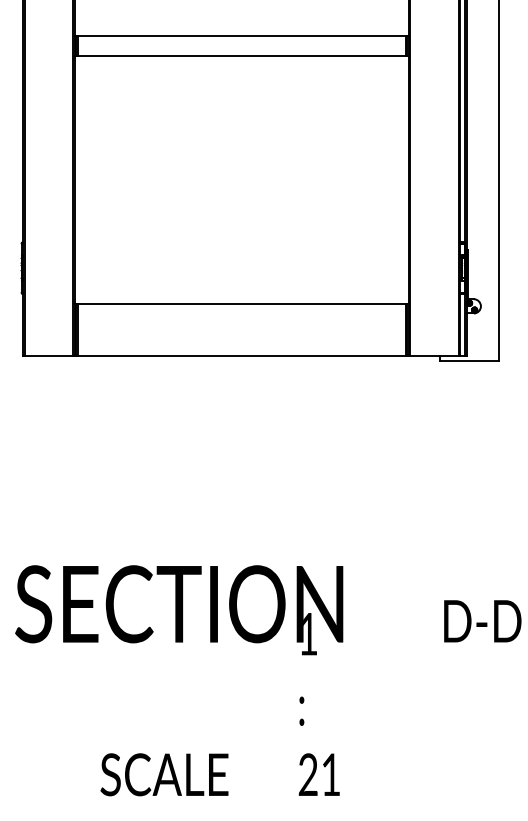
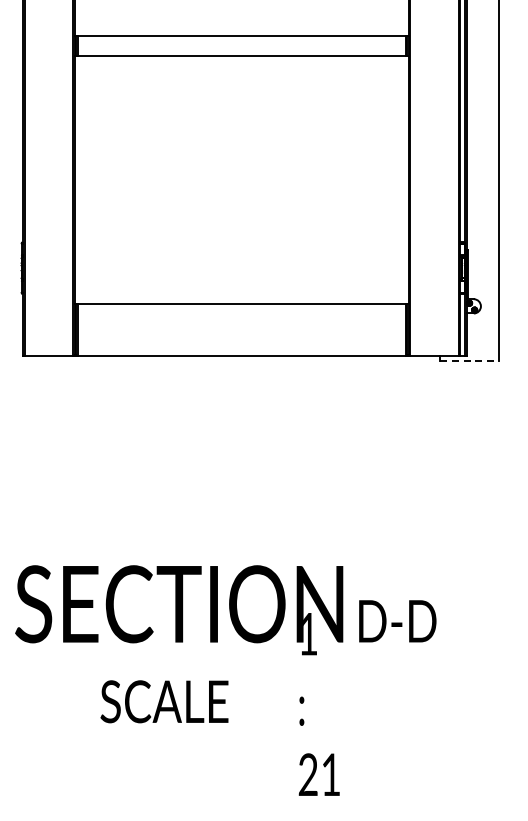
line: solid -> dashed (469, 360)
text position: (482, 621) -> (397, 621) (397, 621)
text position: (164, 774) -> (164, 701) (164, 701)
